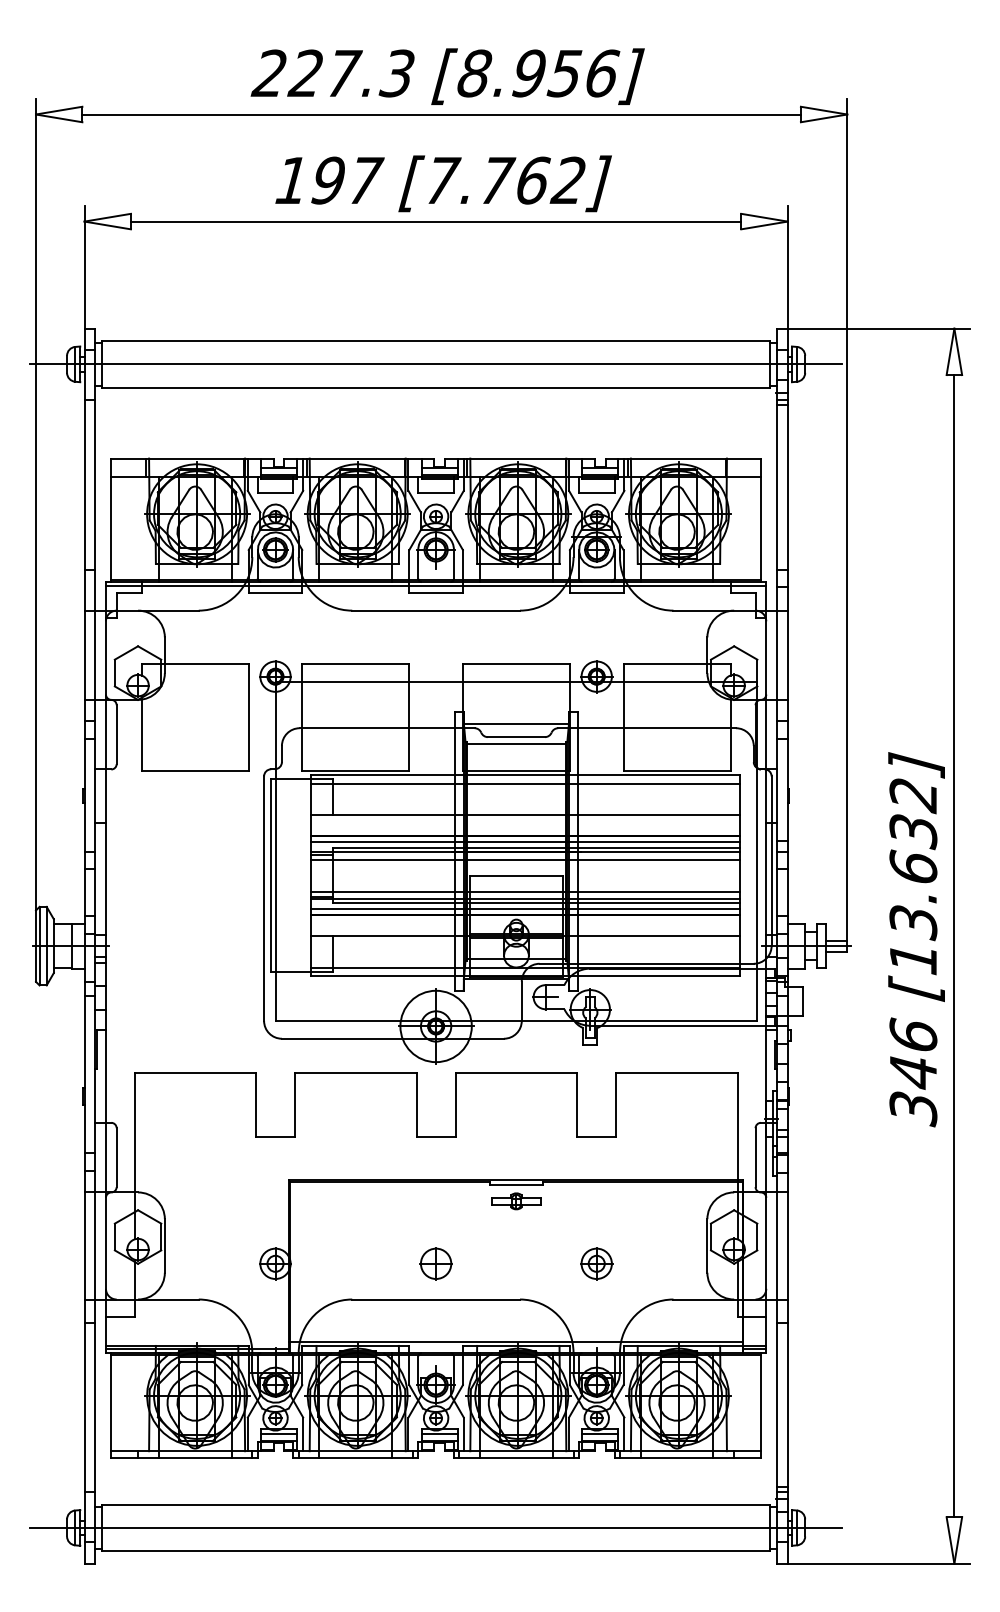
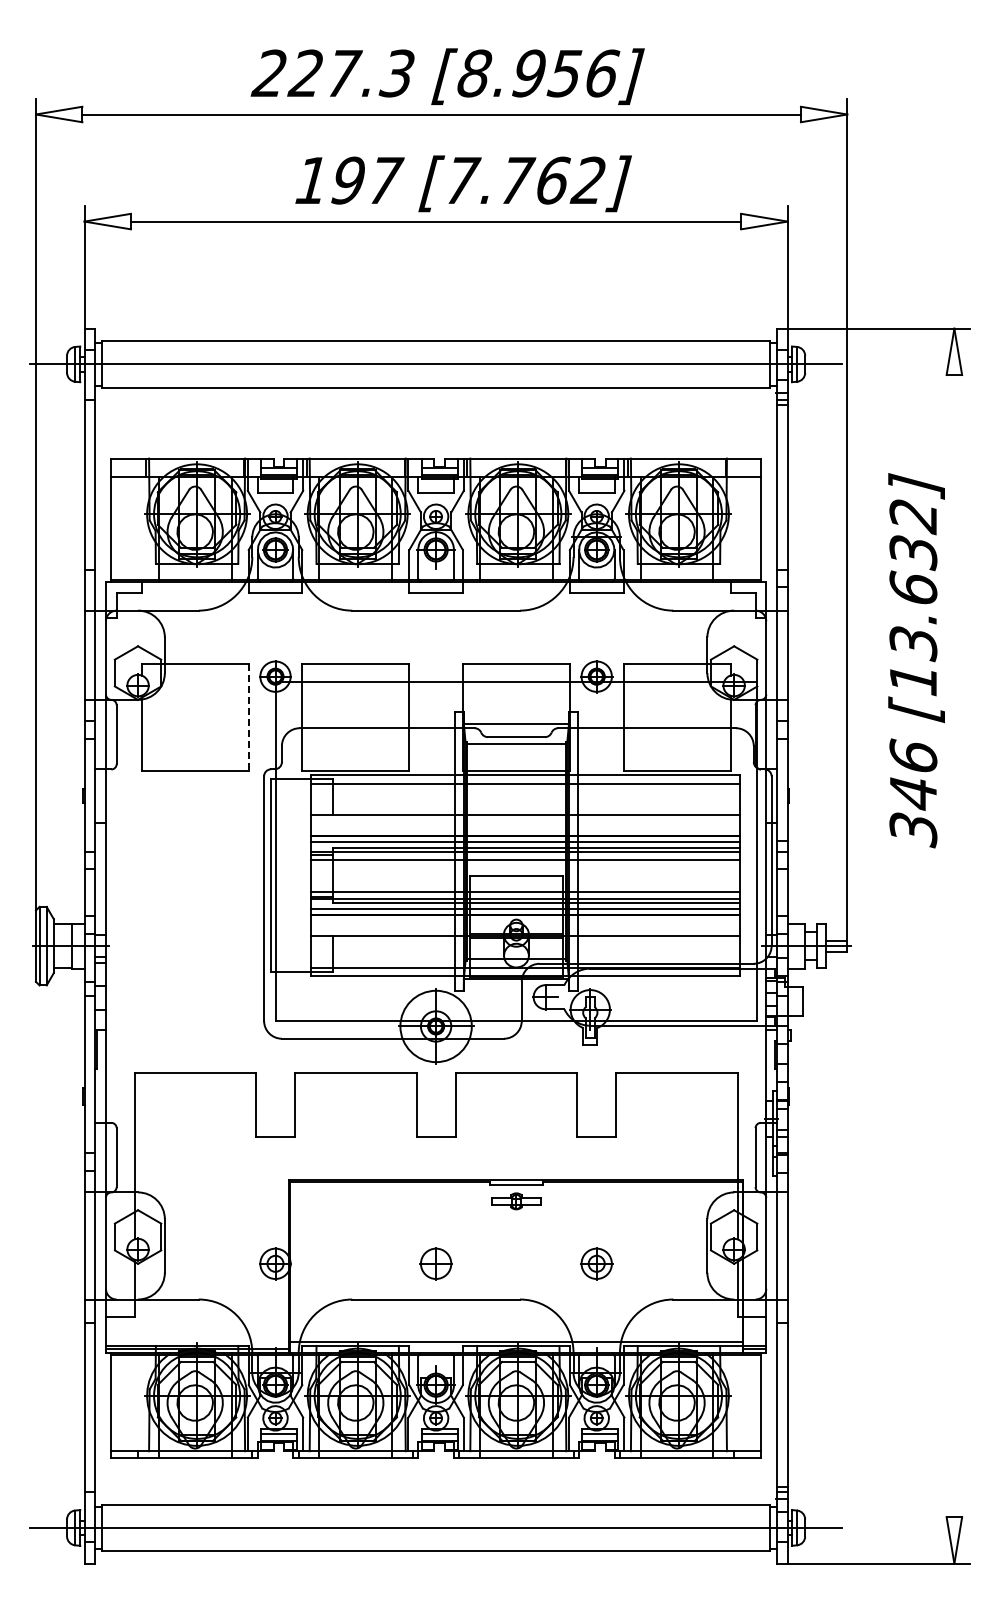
text position: (443, 183) -> (463, 183) (463, 183)
line: present -> none (435, 585)
line: solid -> dashed (248, 717)
text position: (916, 939) -> (916, 660) (916, 660)
line: present -> none (954, 946)
